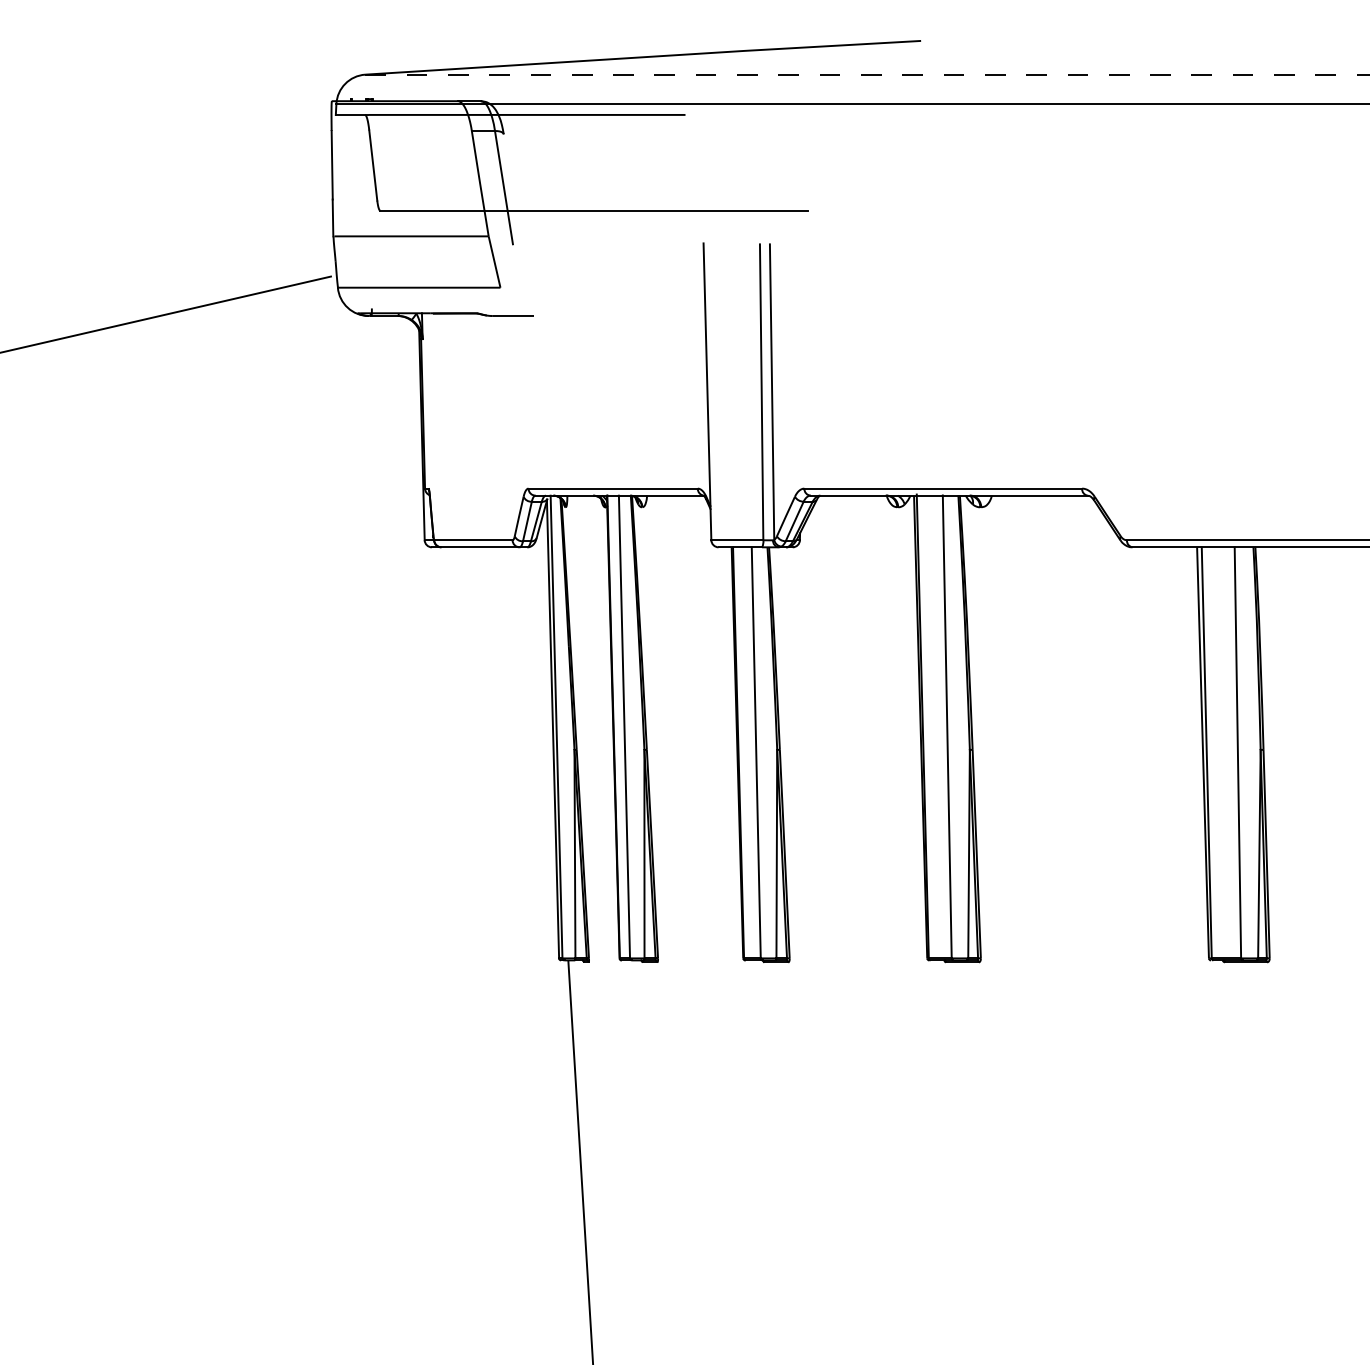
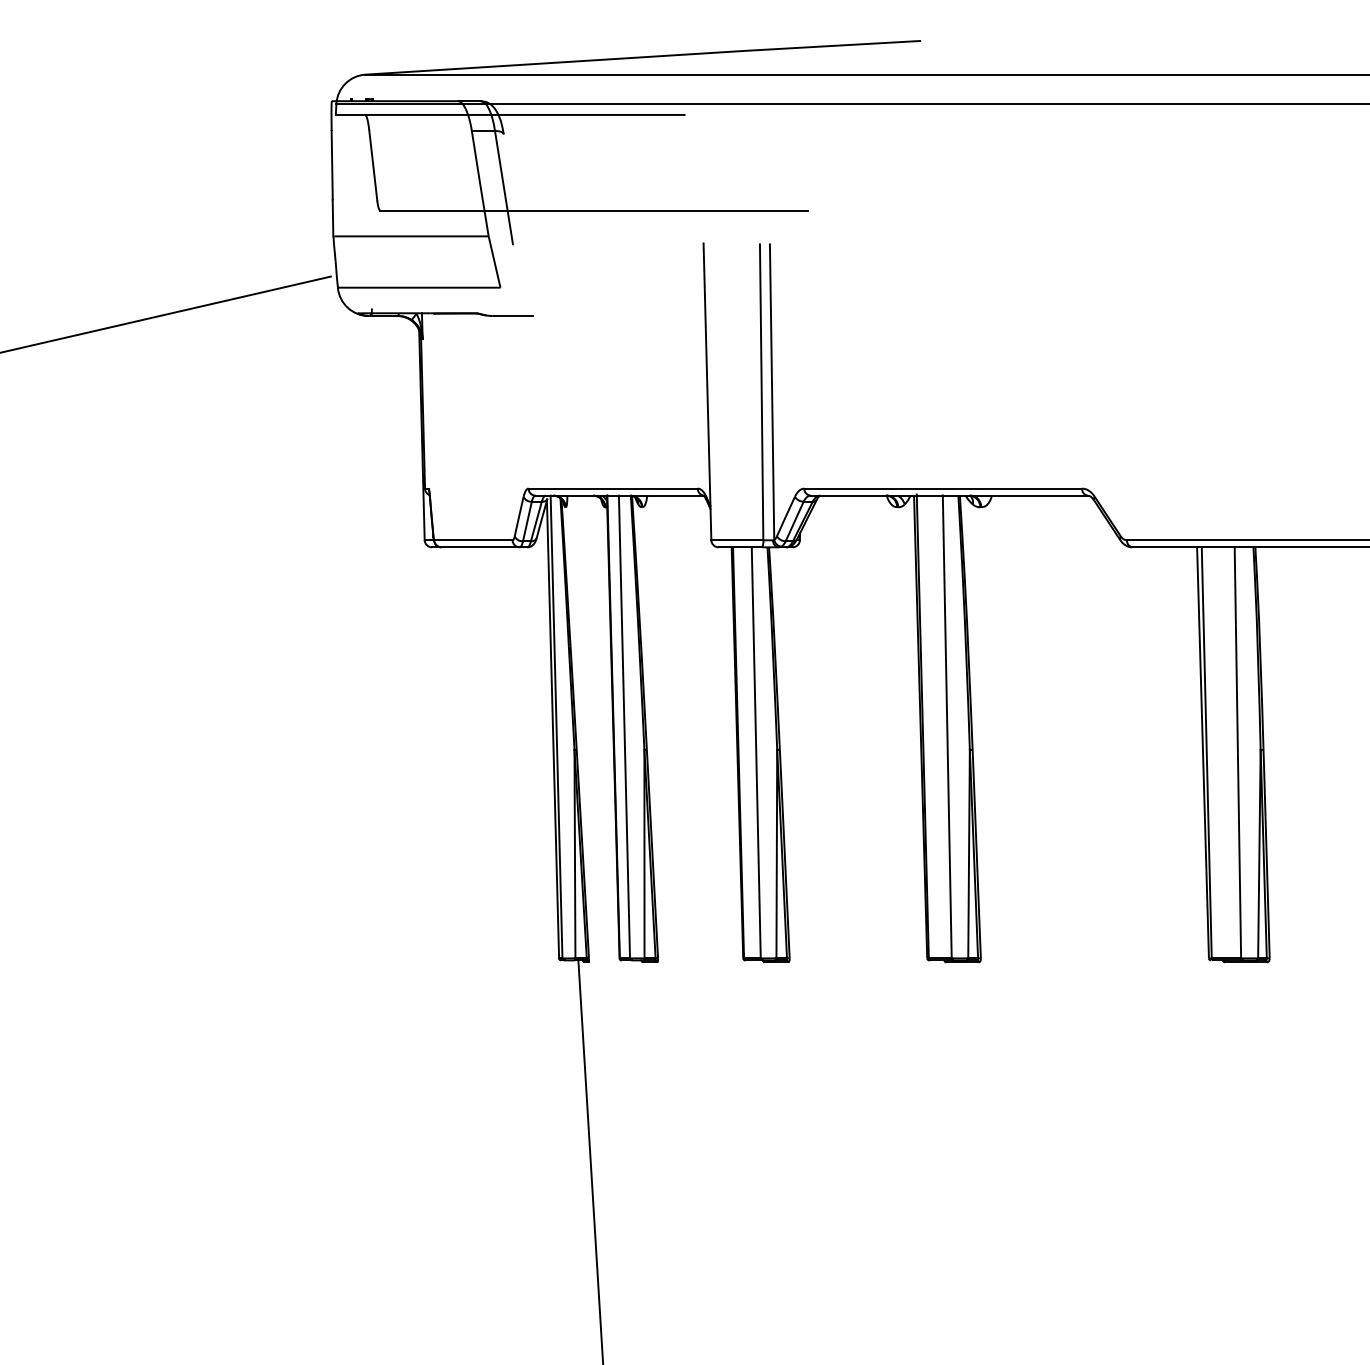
line: dashed -> solid (867, 74)
line position: (580, 1161) -> (590, 1160) (590, 1160)
